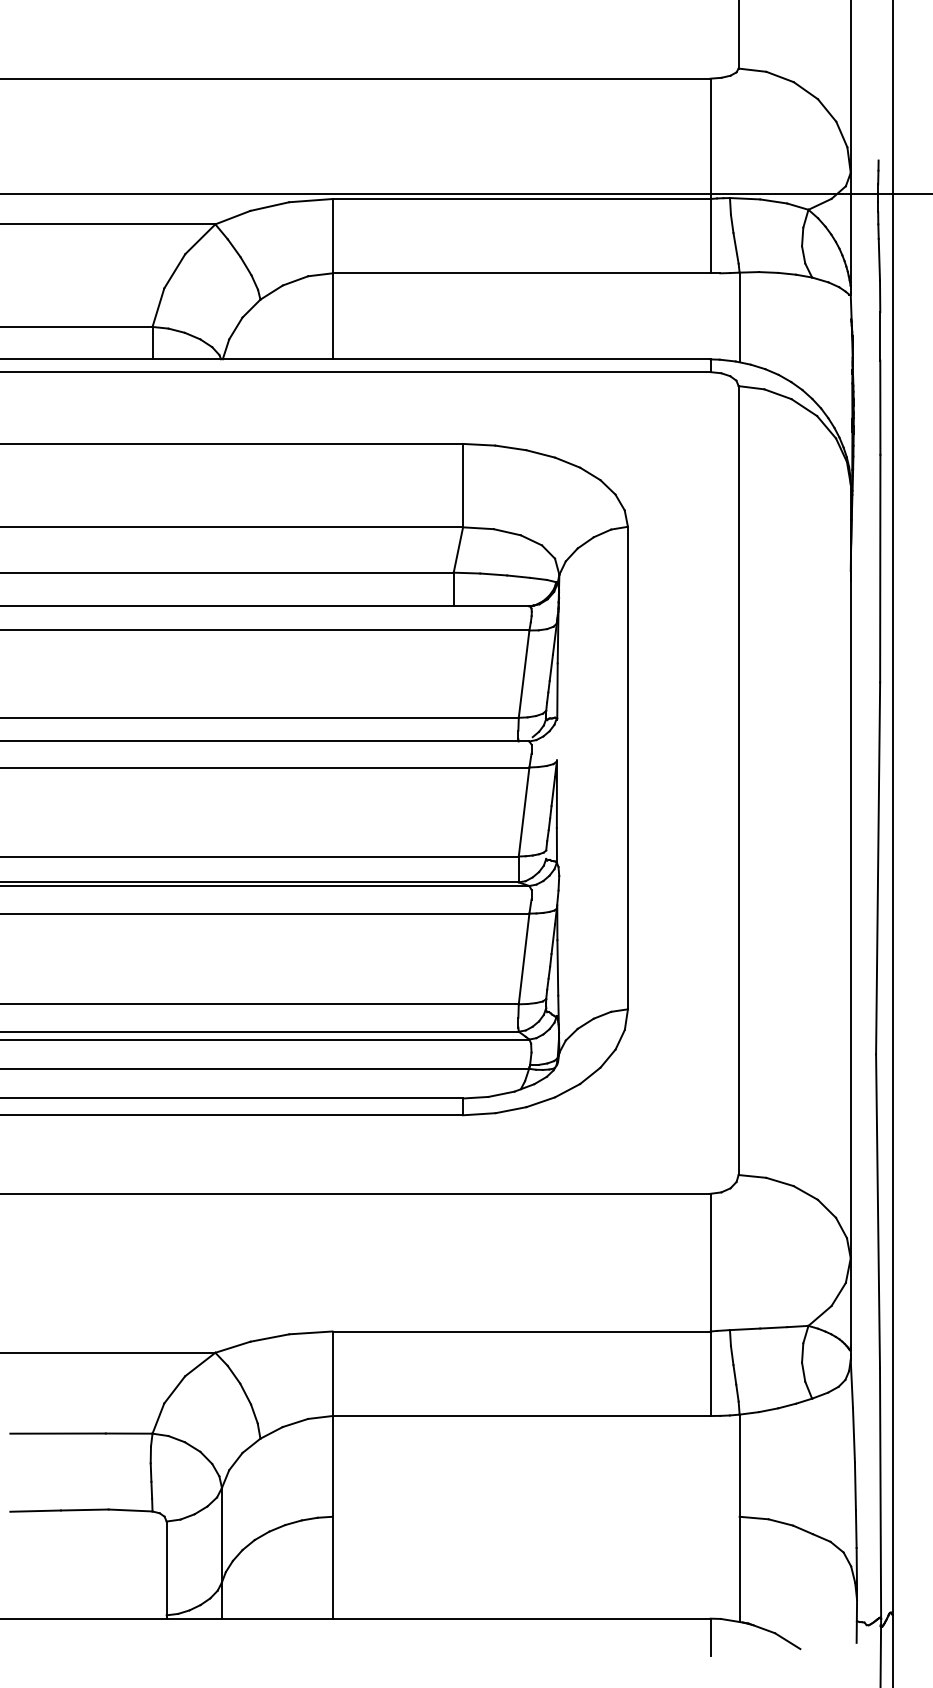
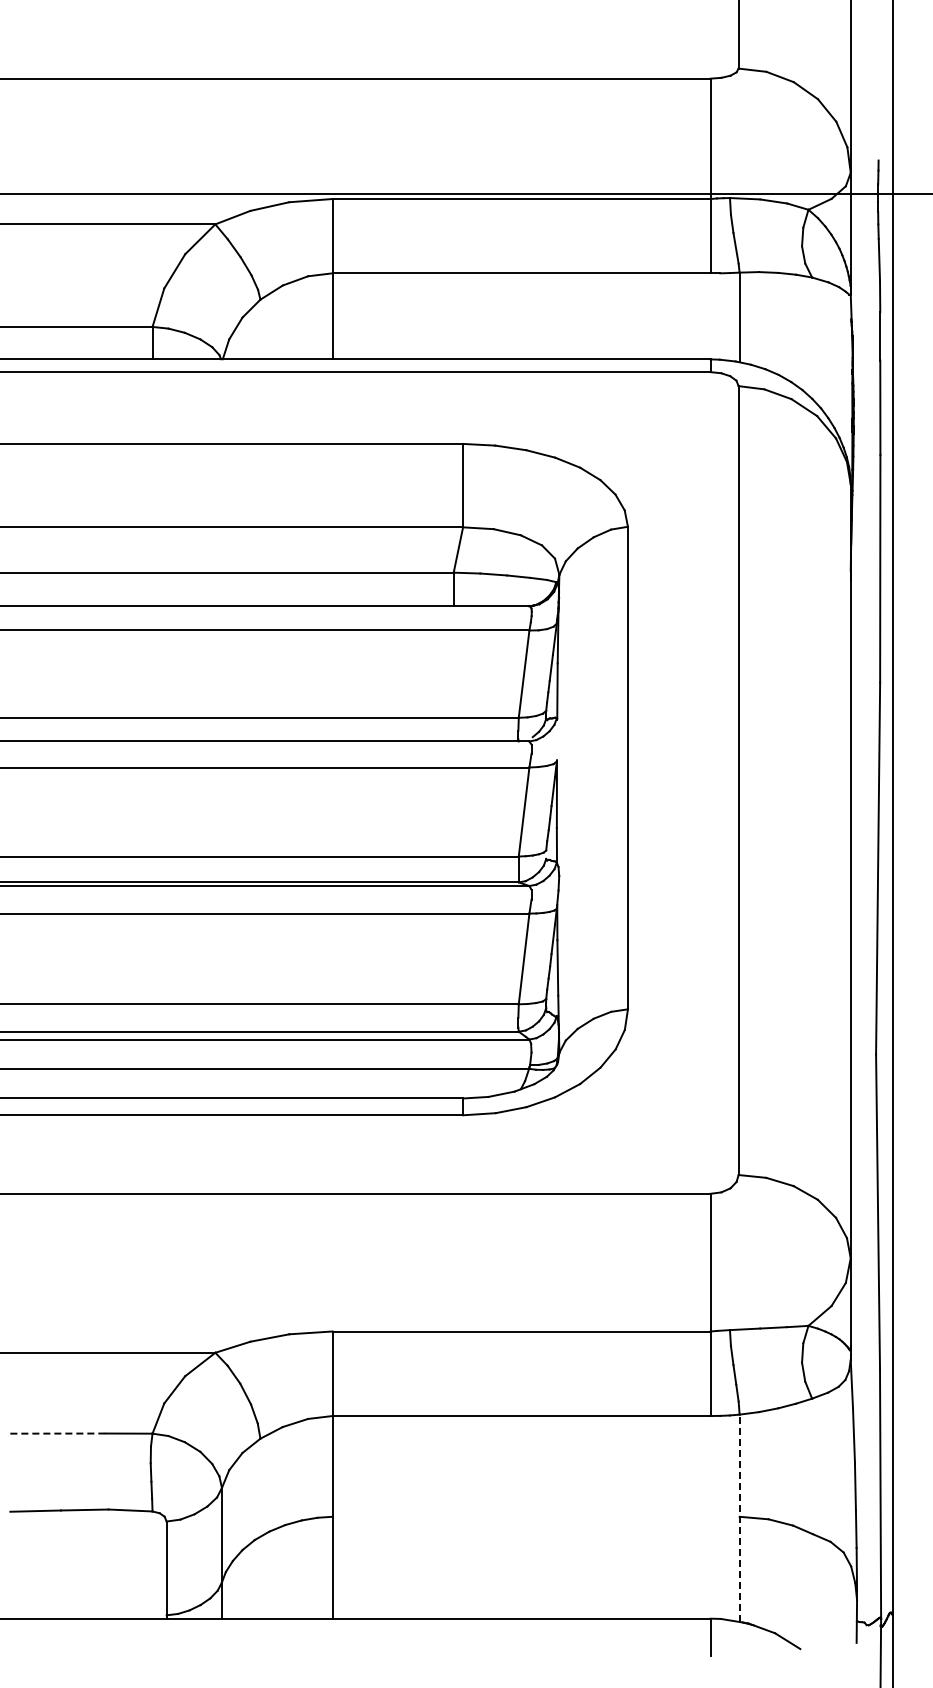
line: solid -> dashed (58, 1433)
line: solid -> dashed (739, 1517)
